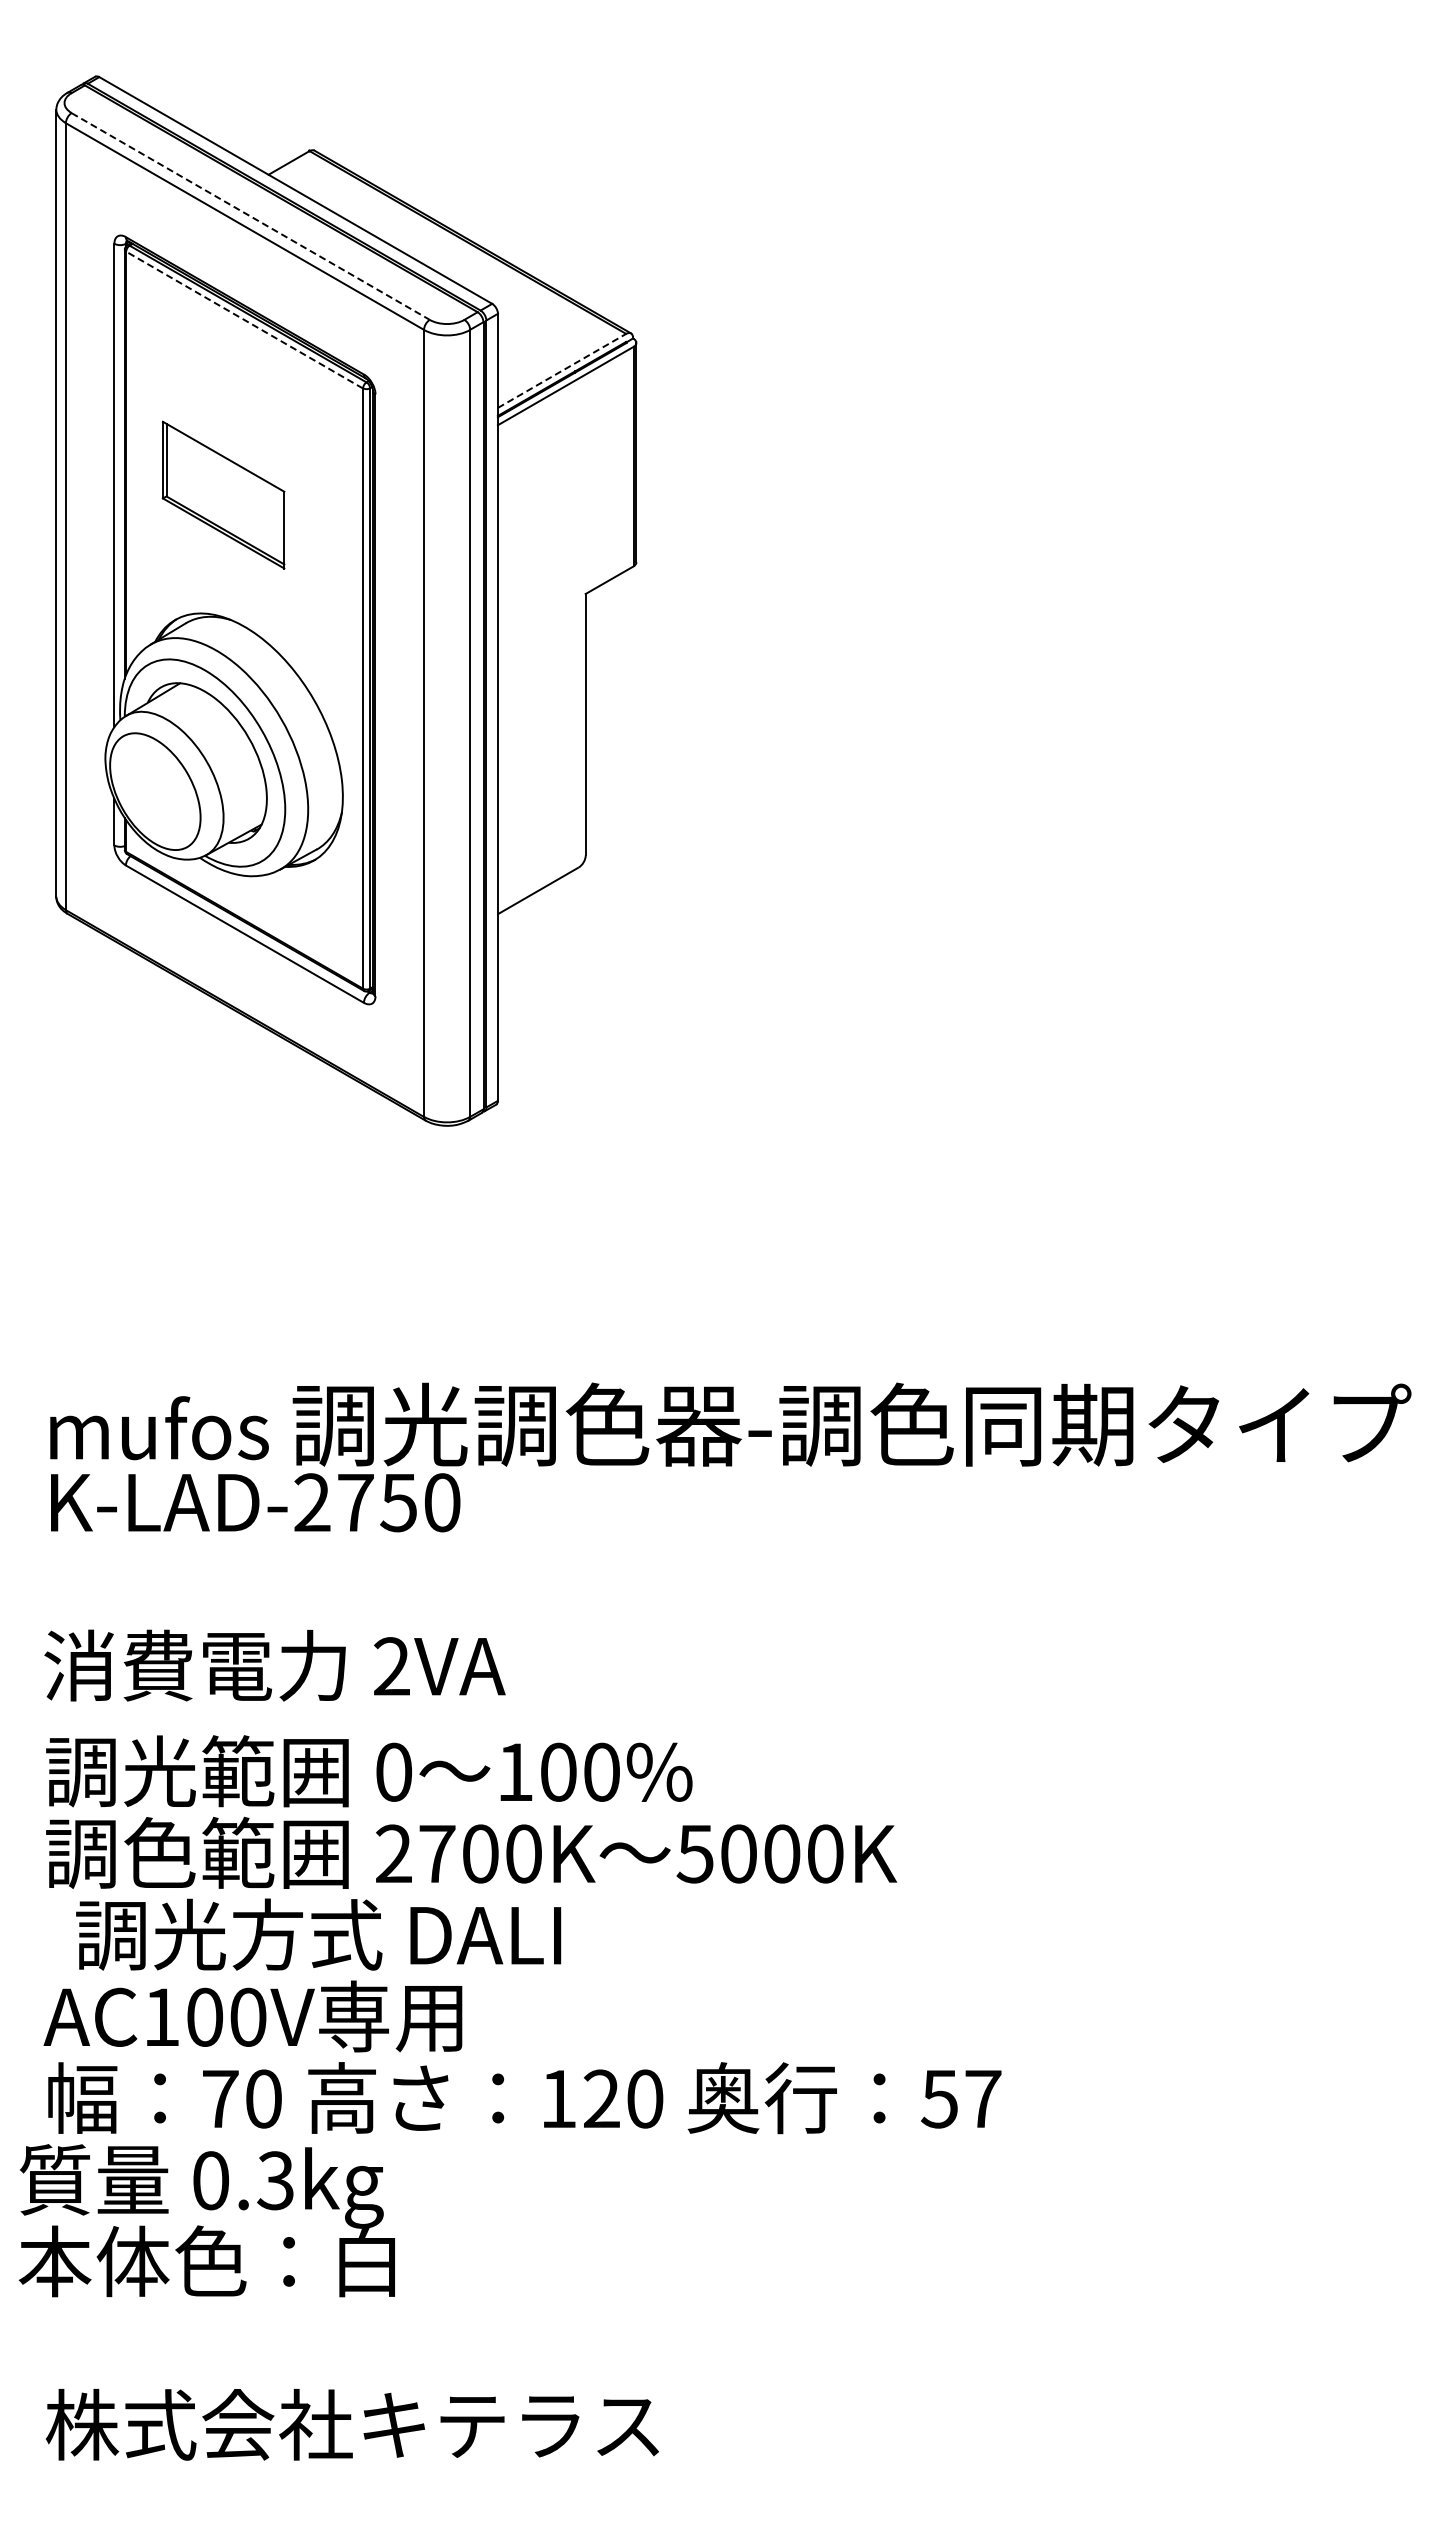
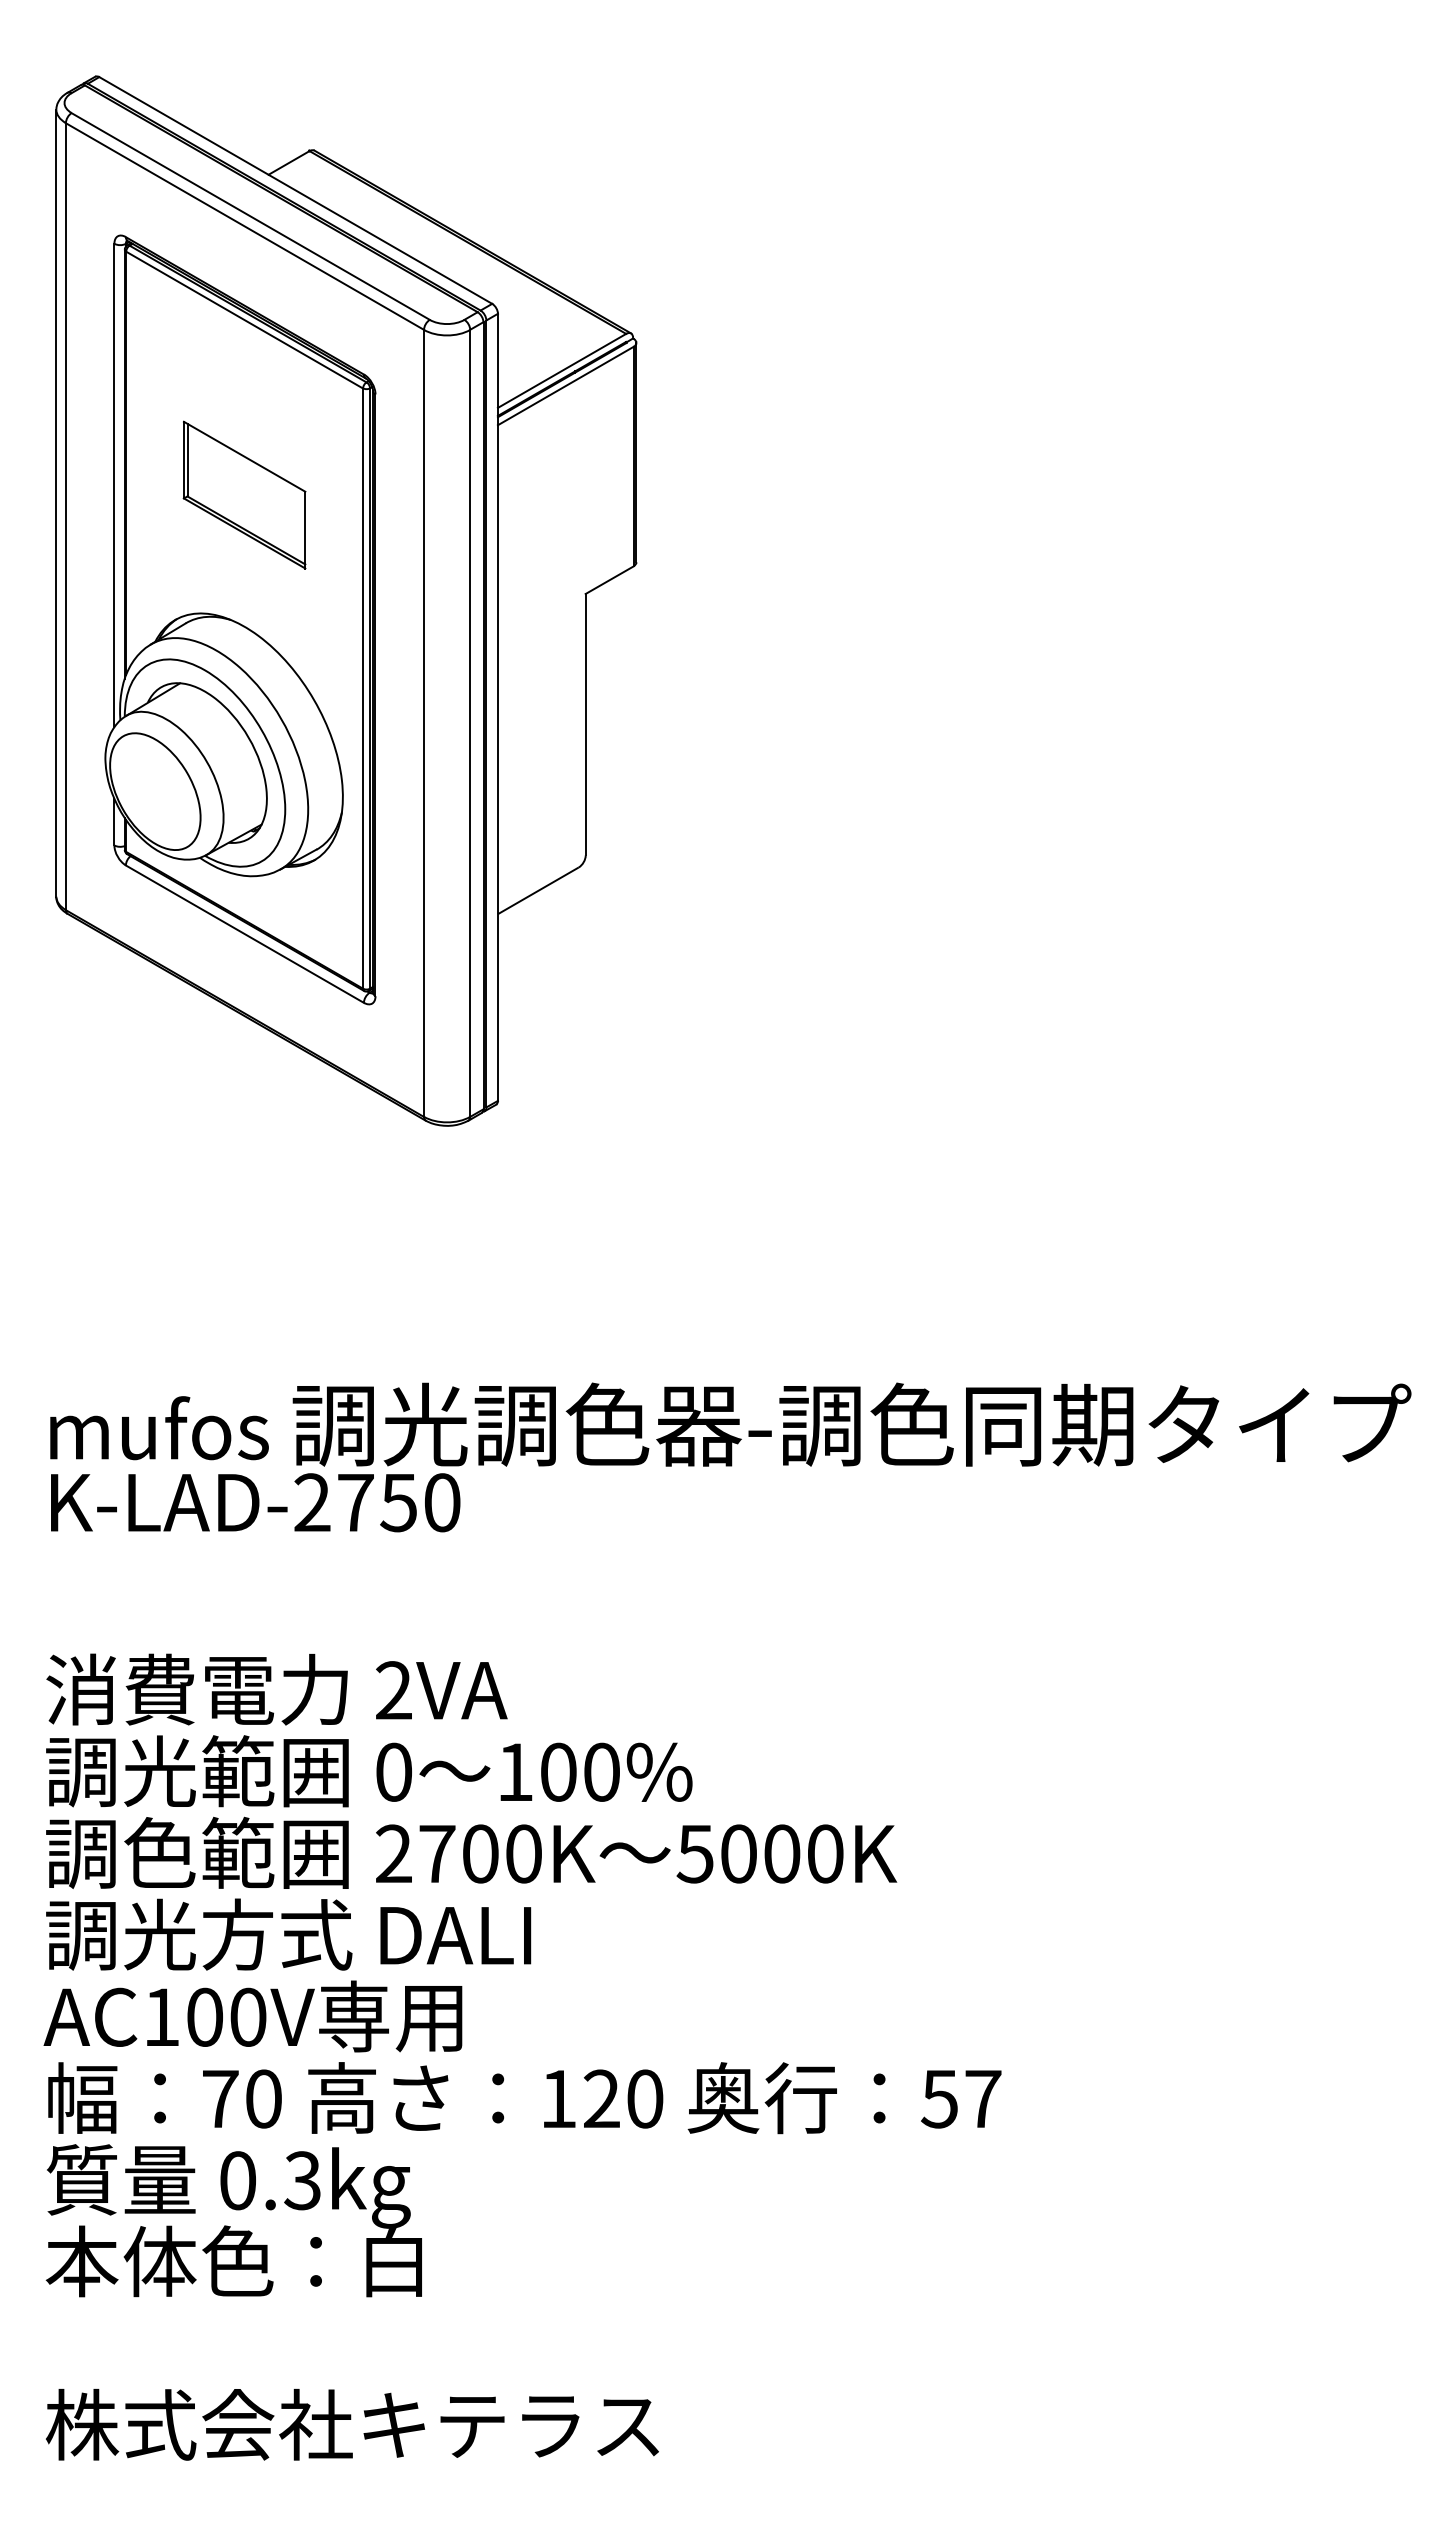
line: dashed -> solid (250, 216)
line: dashed -> solid (244, 320)
line: dashed -> solid (562, 370)
part position: (223, 494) -> (244, 494) (244, 494)
text position: (274, 1665) -> (276, 1689) (276, 1689)
text position: (318, 1934) -> (288, 1934) (288, 1934)
text position: (206, 2220) -> (233, 2220) (233, 2220)
